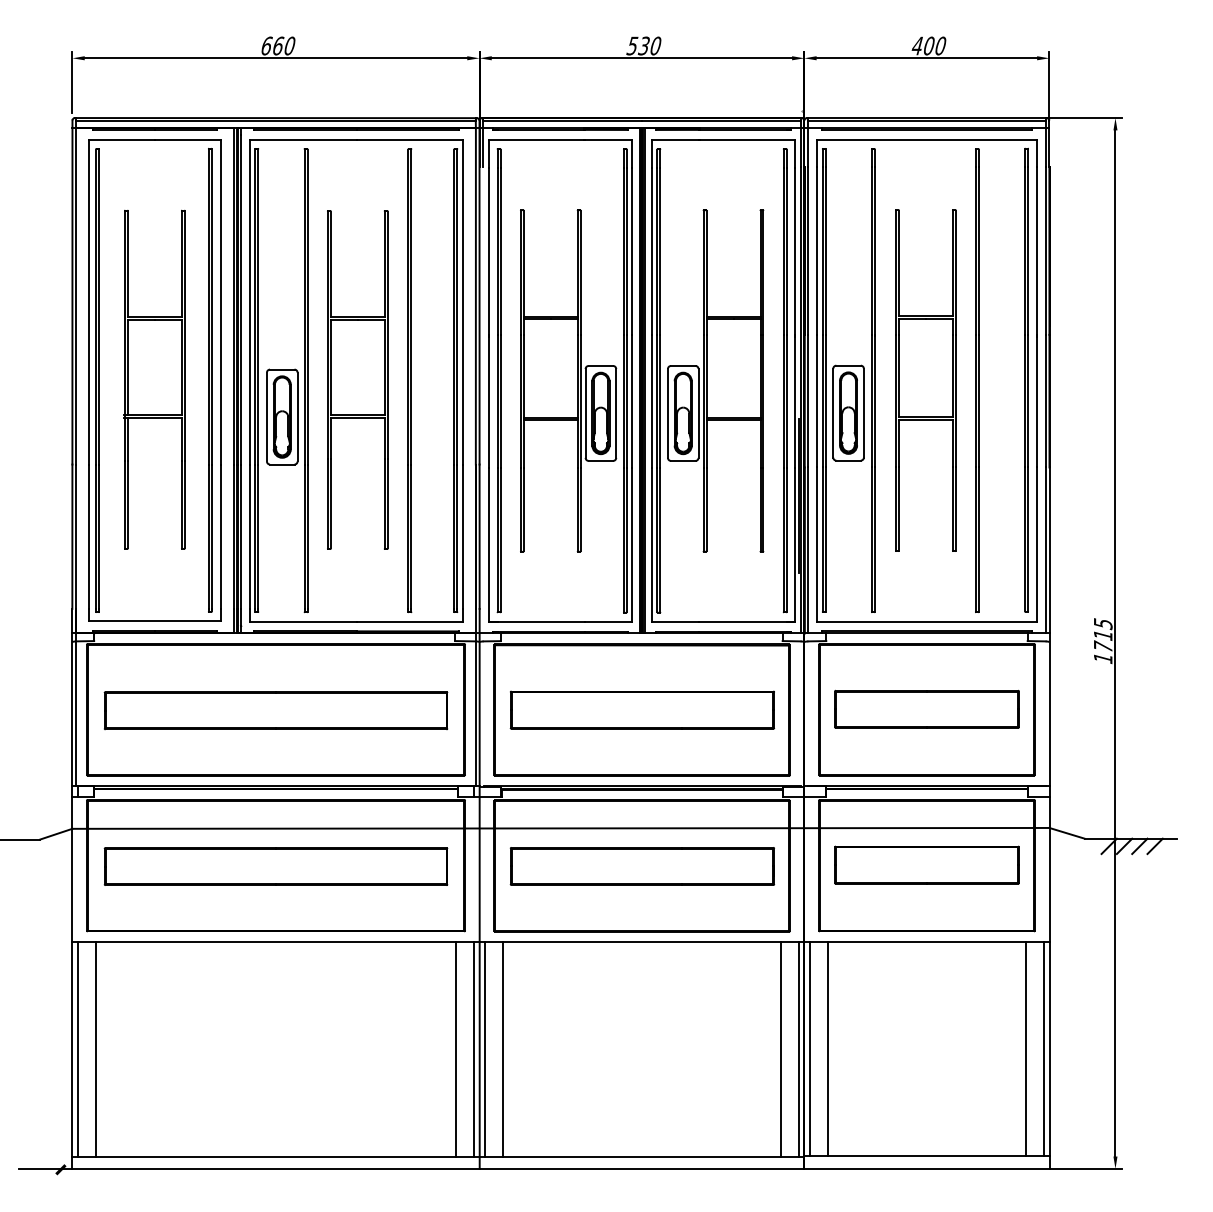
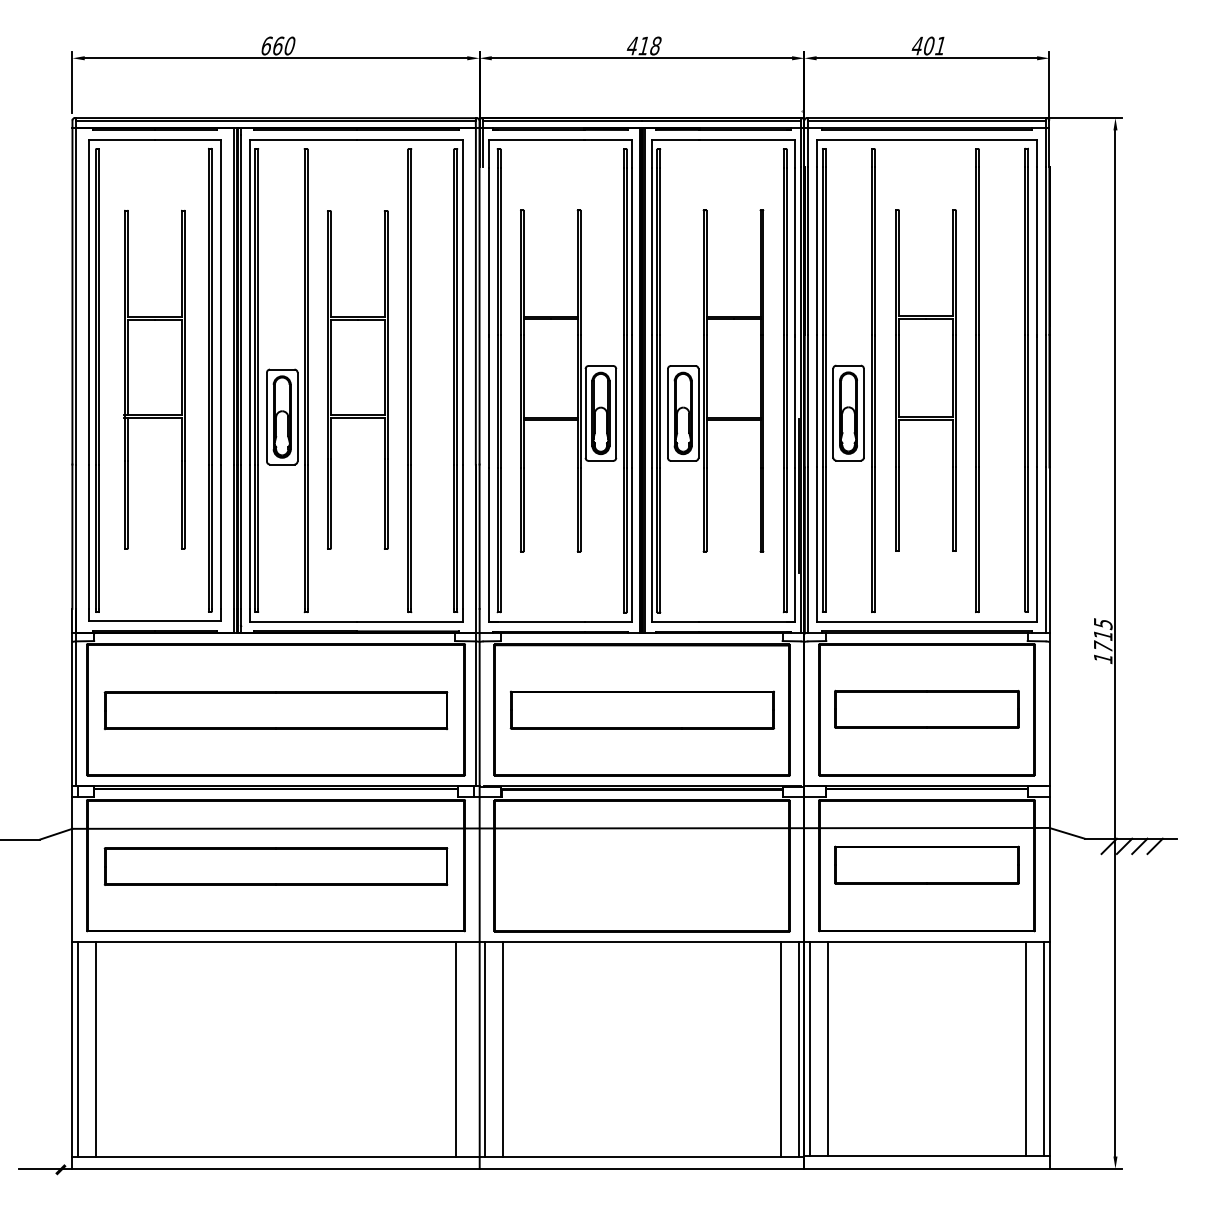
text: 530 -> 418 (643, 45)
text: 400 -> 401 (940, 45)
part: present -> none (642, 866)
line: present -> none (474, 1048)
